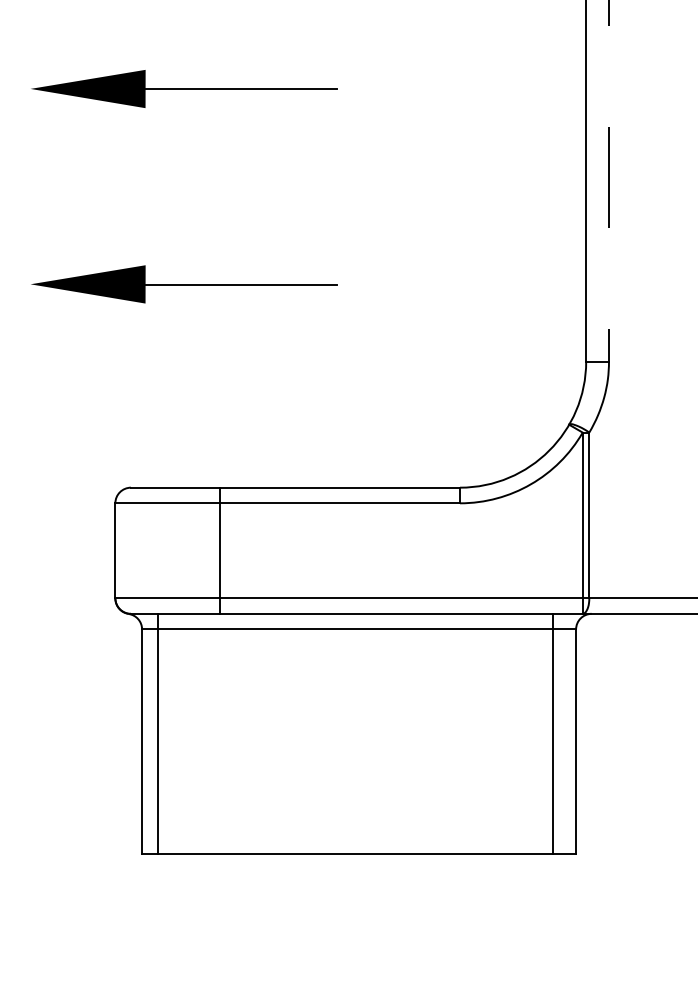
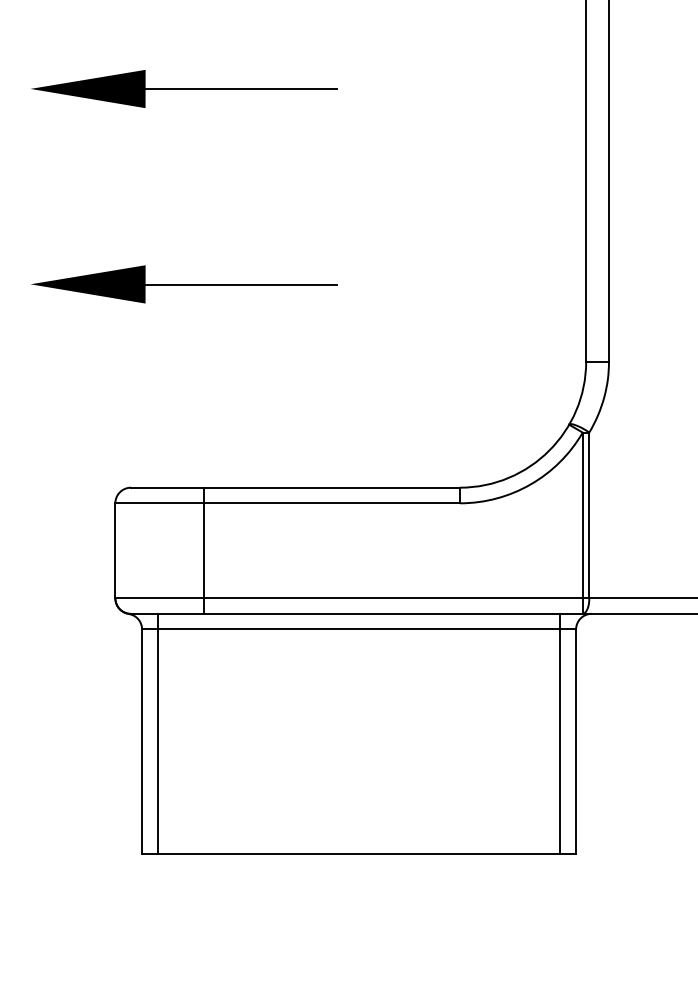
line: dashed -> solid (608, 181)
line position: (219, 550) -> (203, 550) (203, 550)
line position: (553, 733) -> (560, 733) (560, 733)
